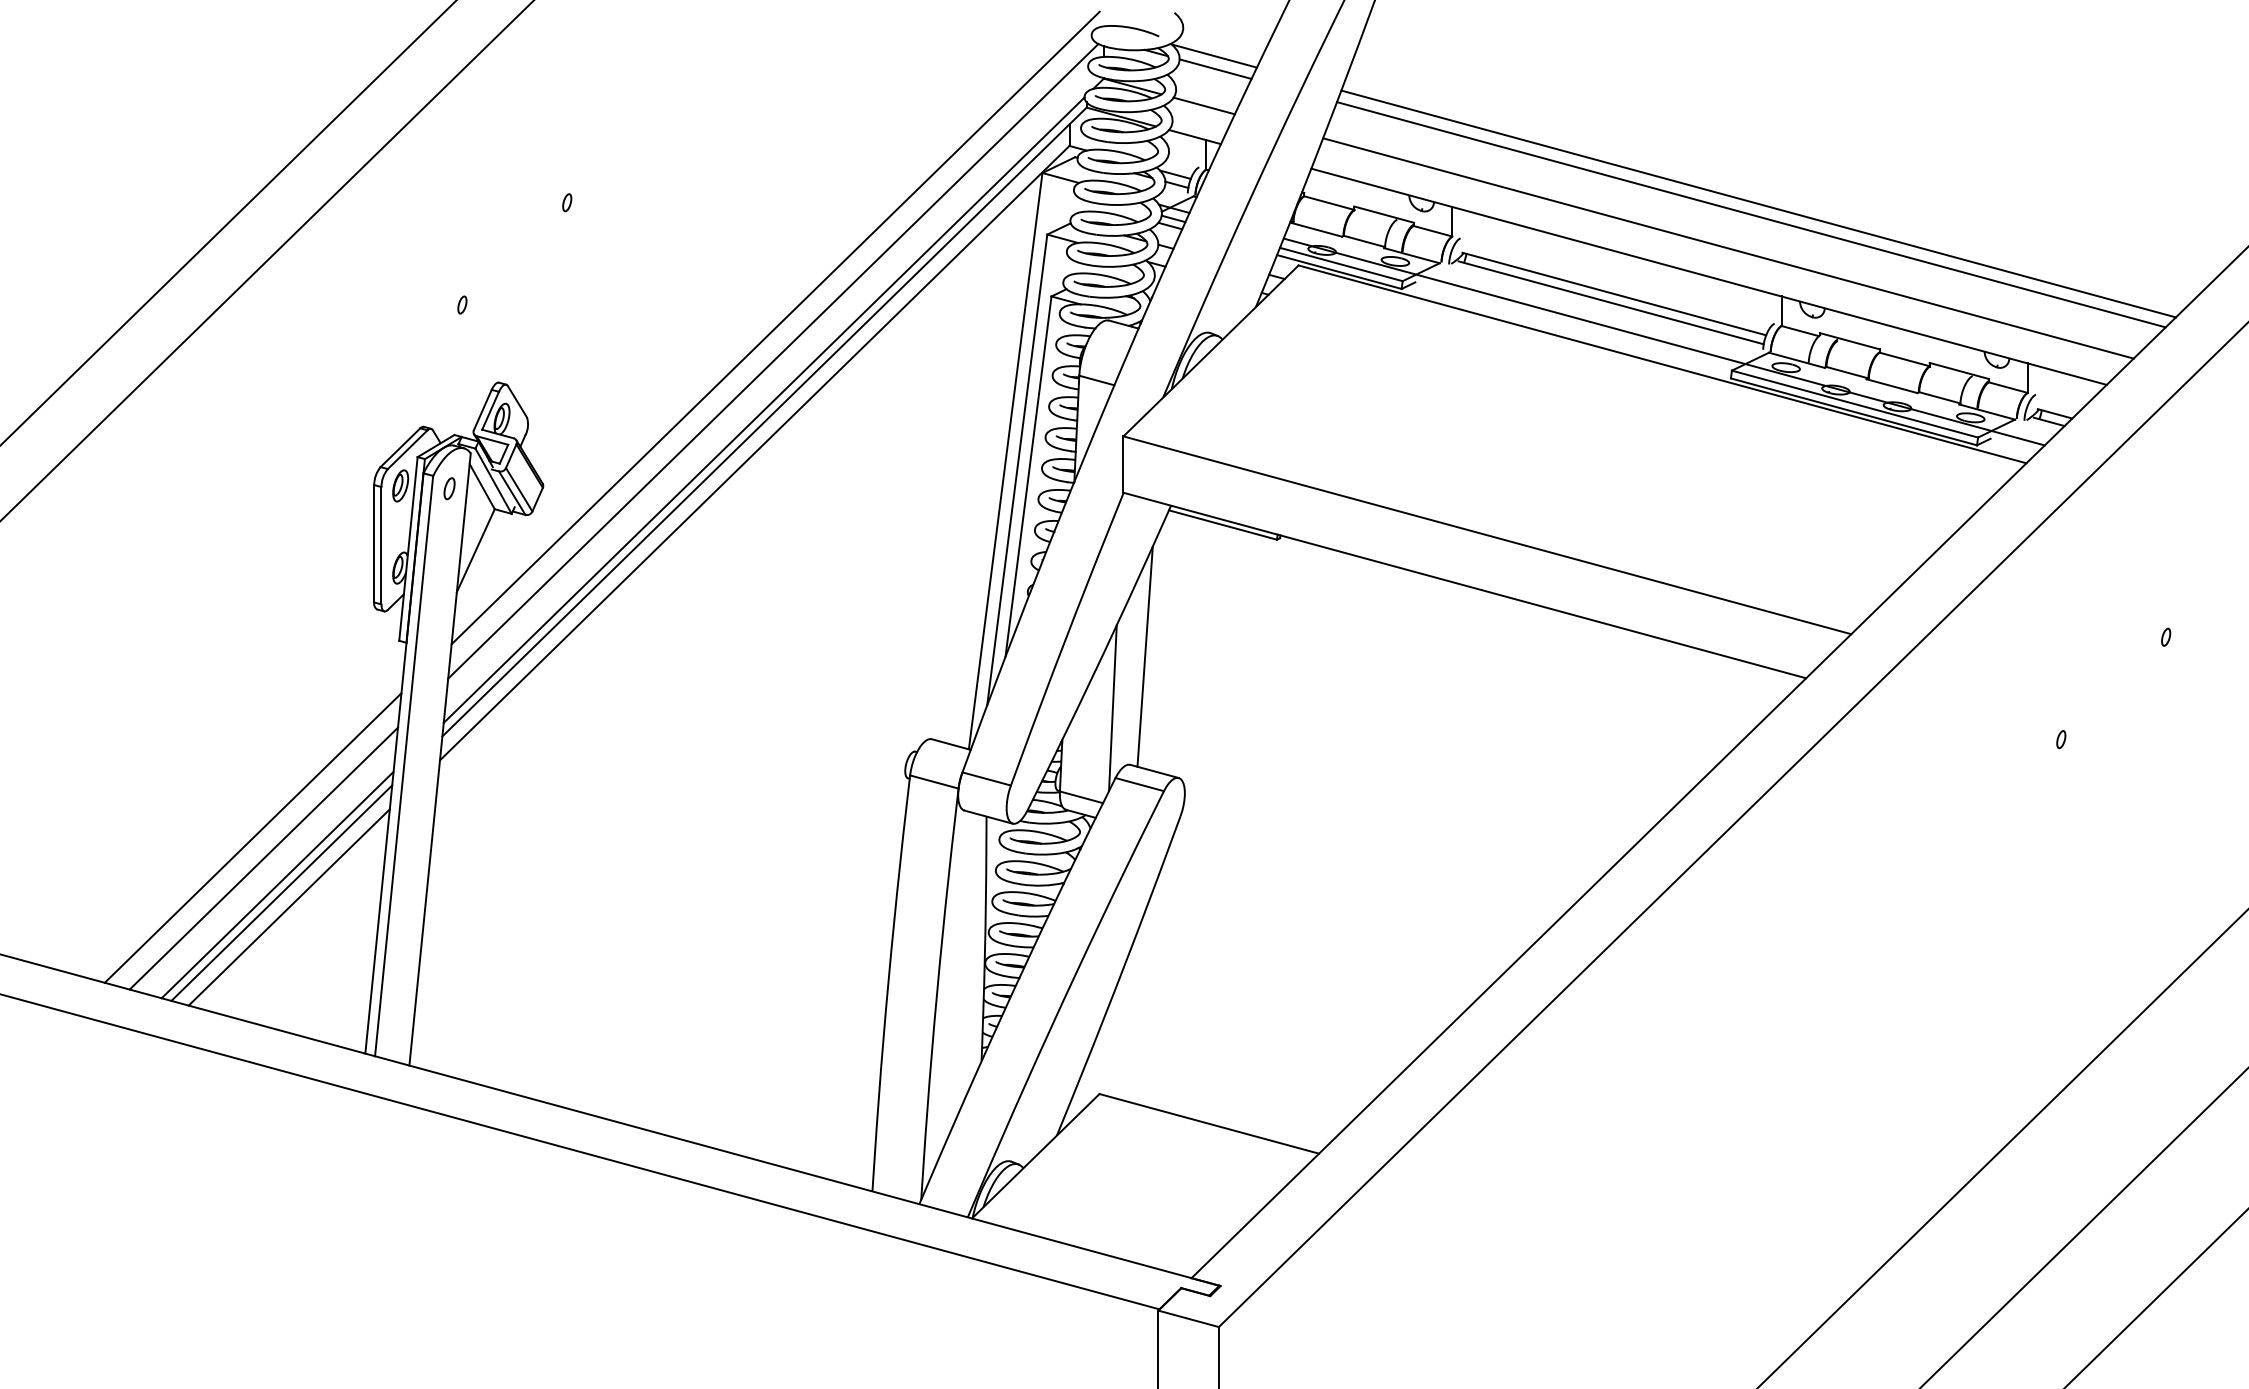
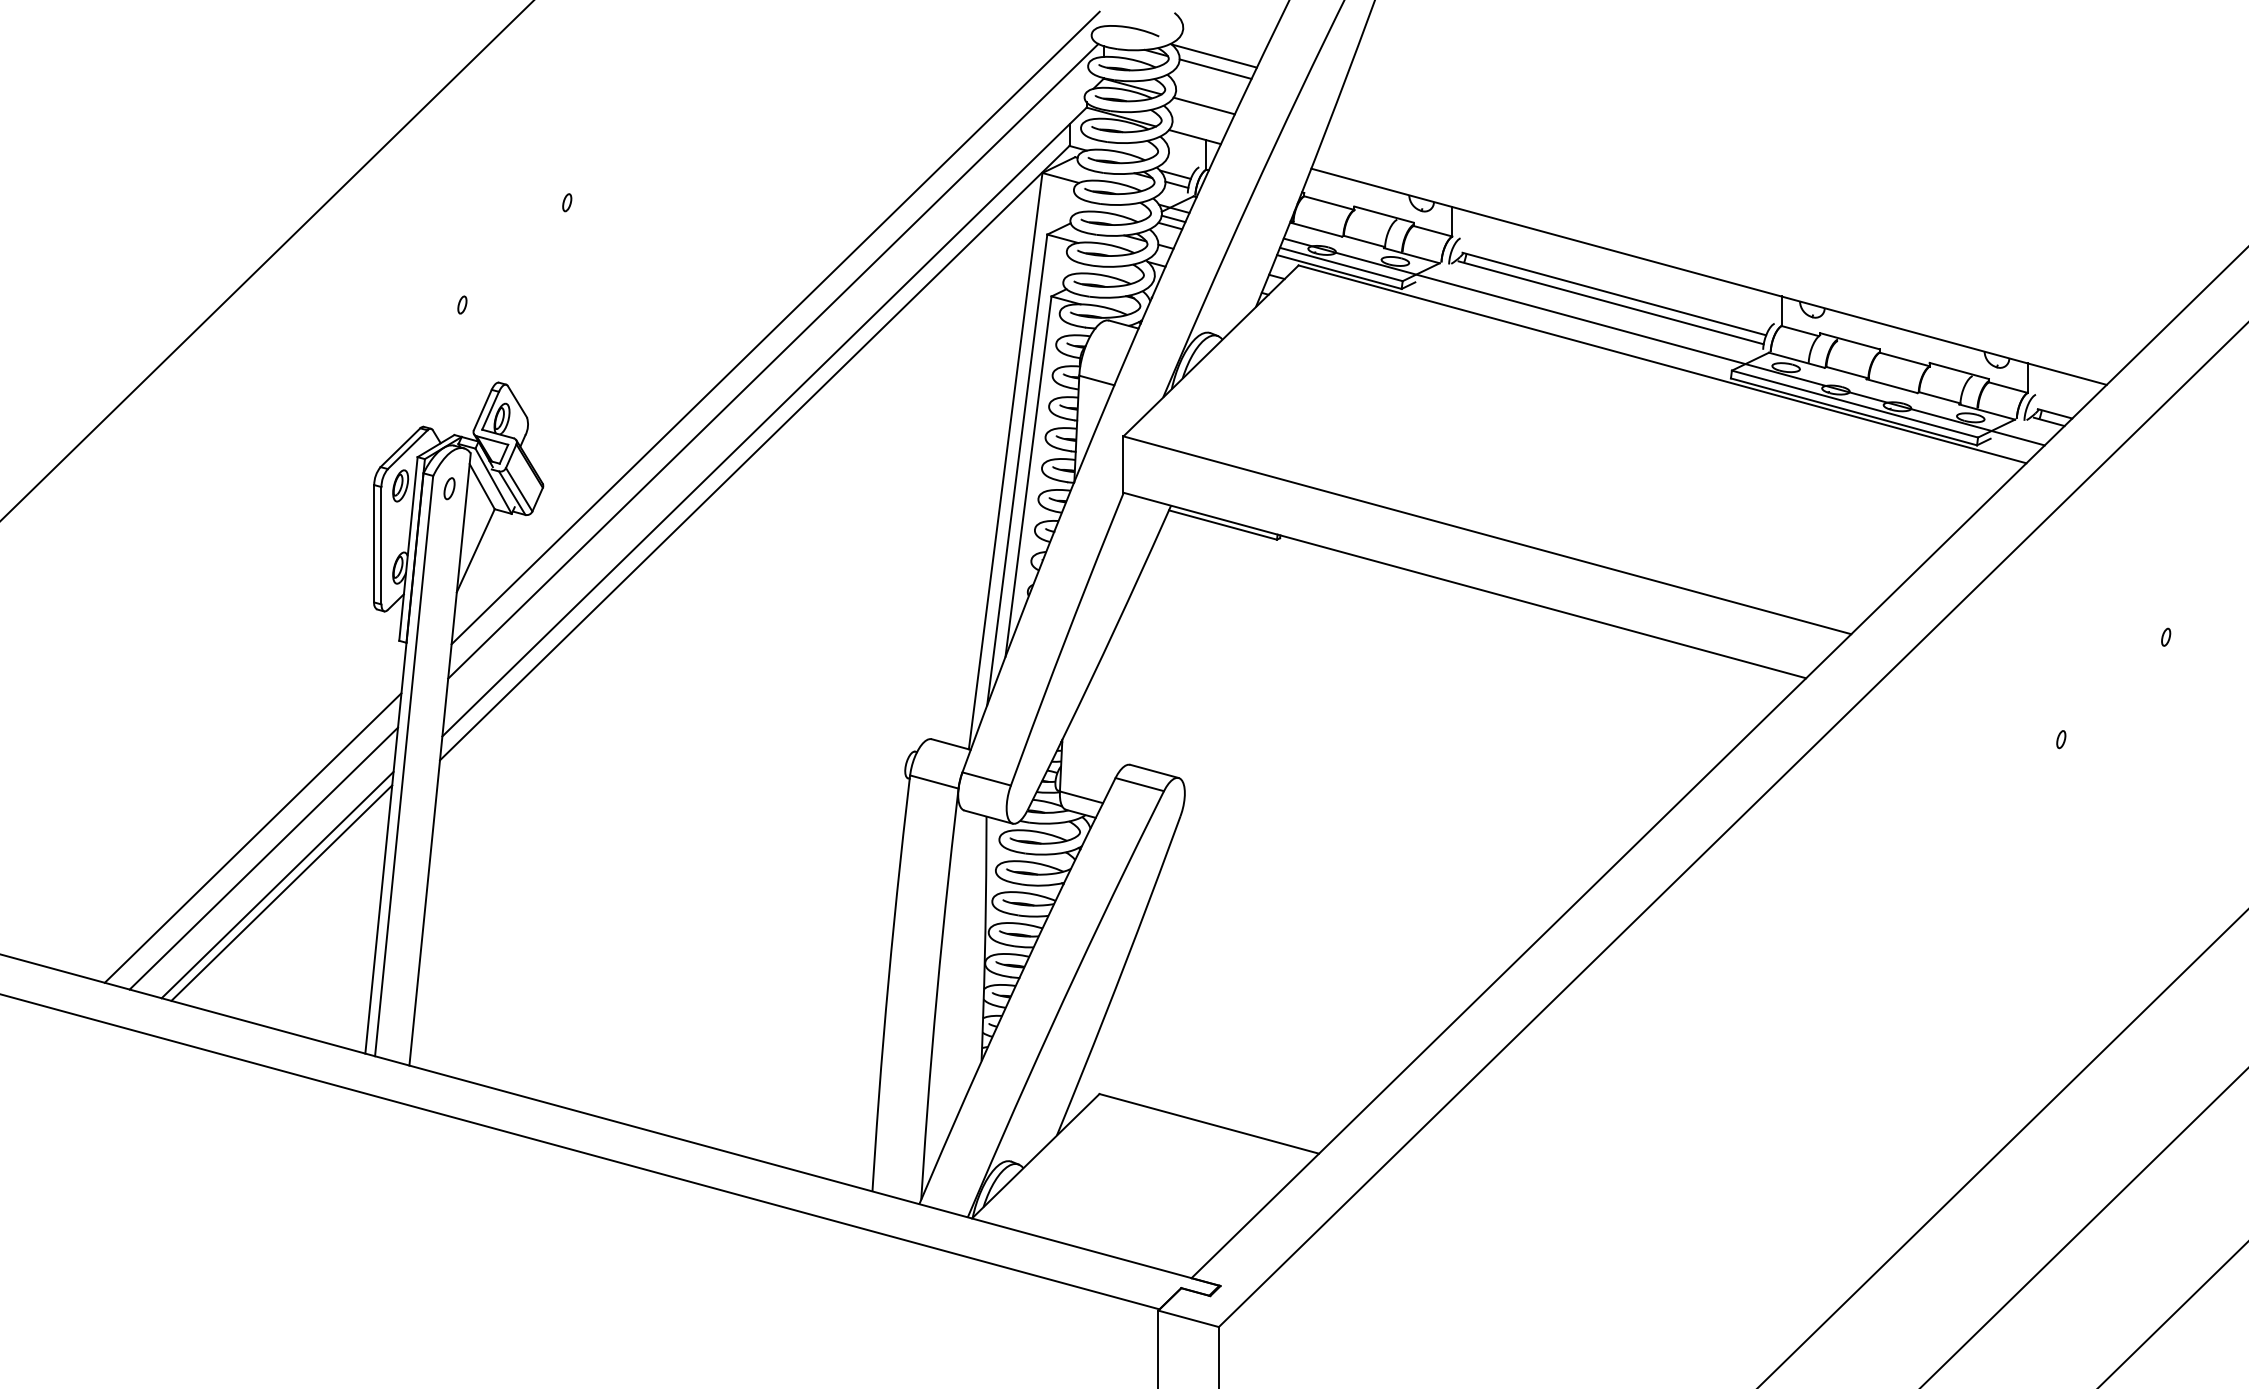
line: present -> none (1758, 203)
line: present -> none (1751, 214)
line: present -> none (228, 222)
line: present -> none (1728, 248)
line: present -> none (763, 409)
line: present -> none (1144, 656)
line: present -> none (1112, 708)
line: present -> none (288, 907)
line position: (2156, 1298) -> (2172, 1314) (2172, 1314)
